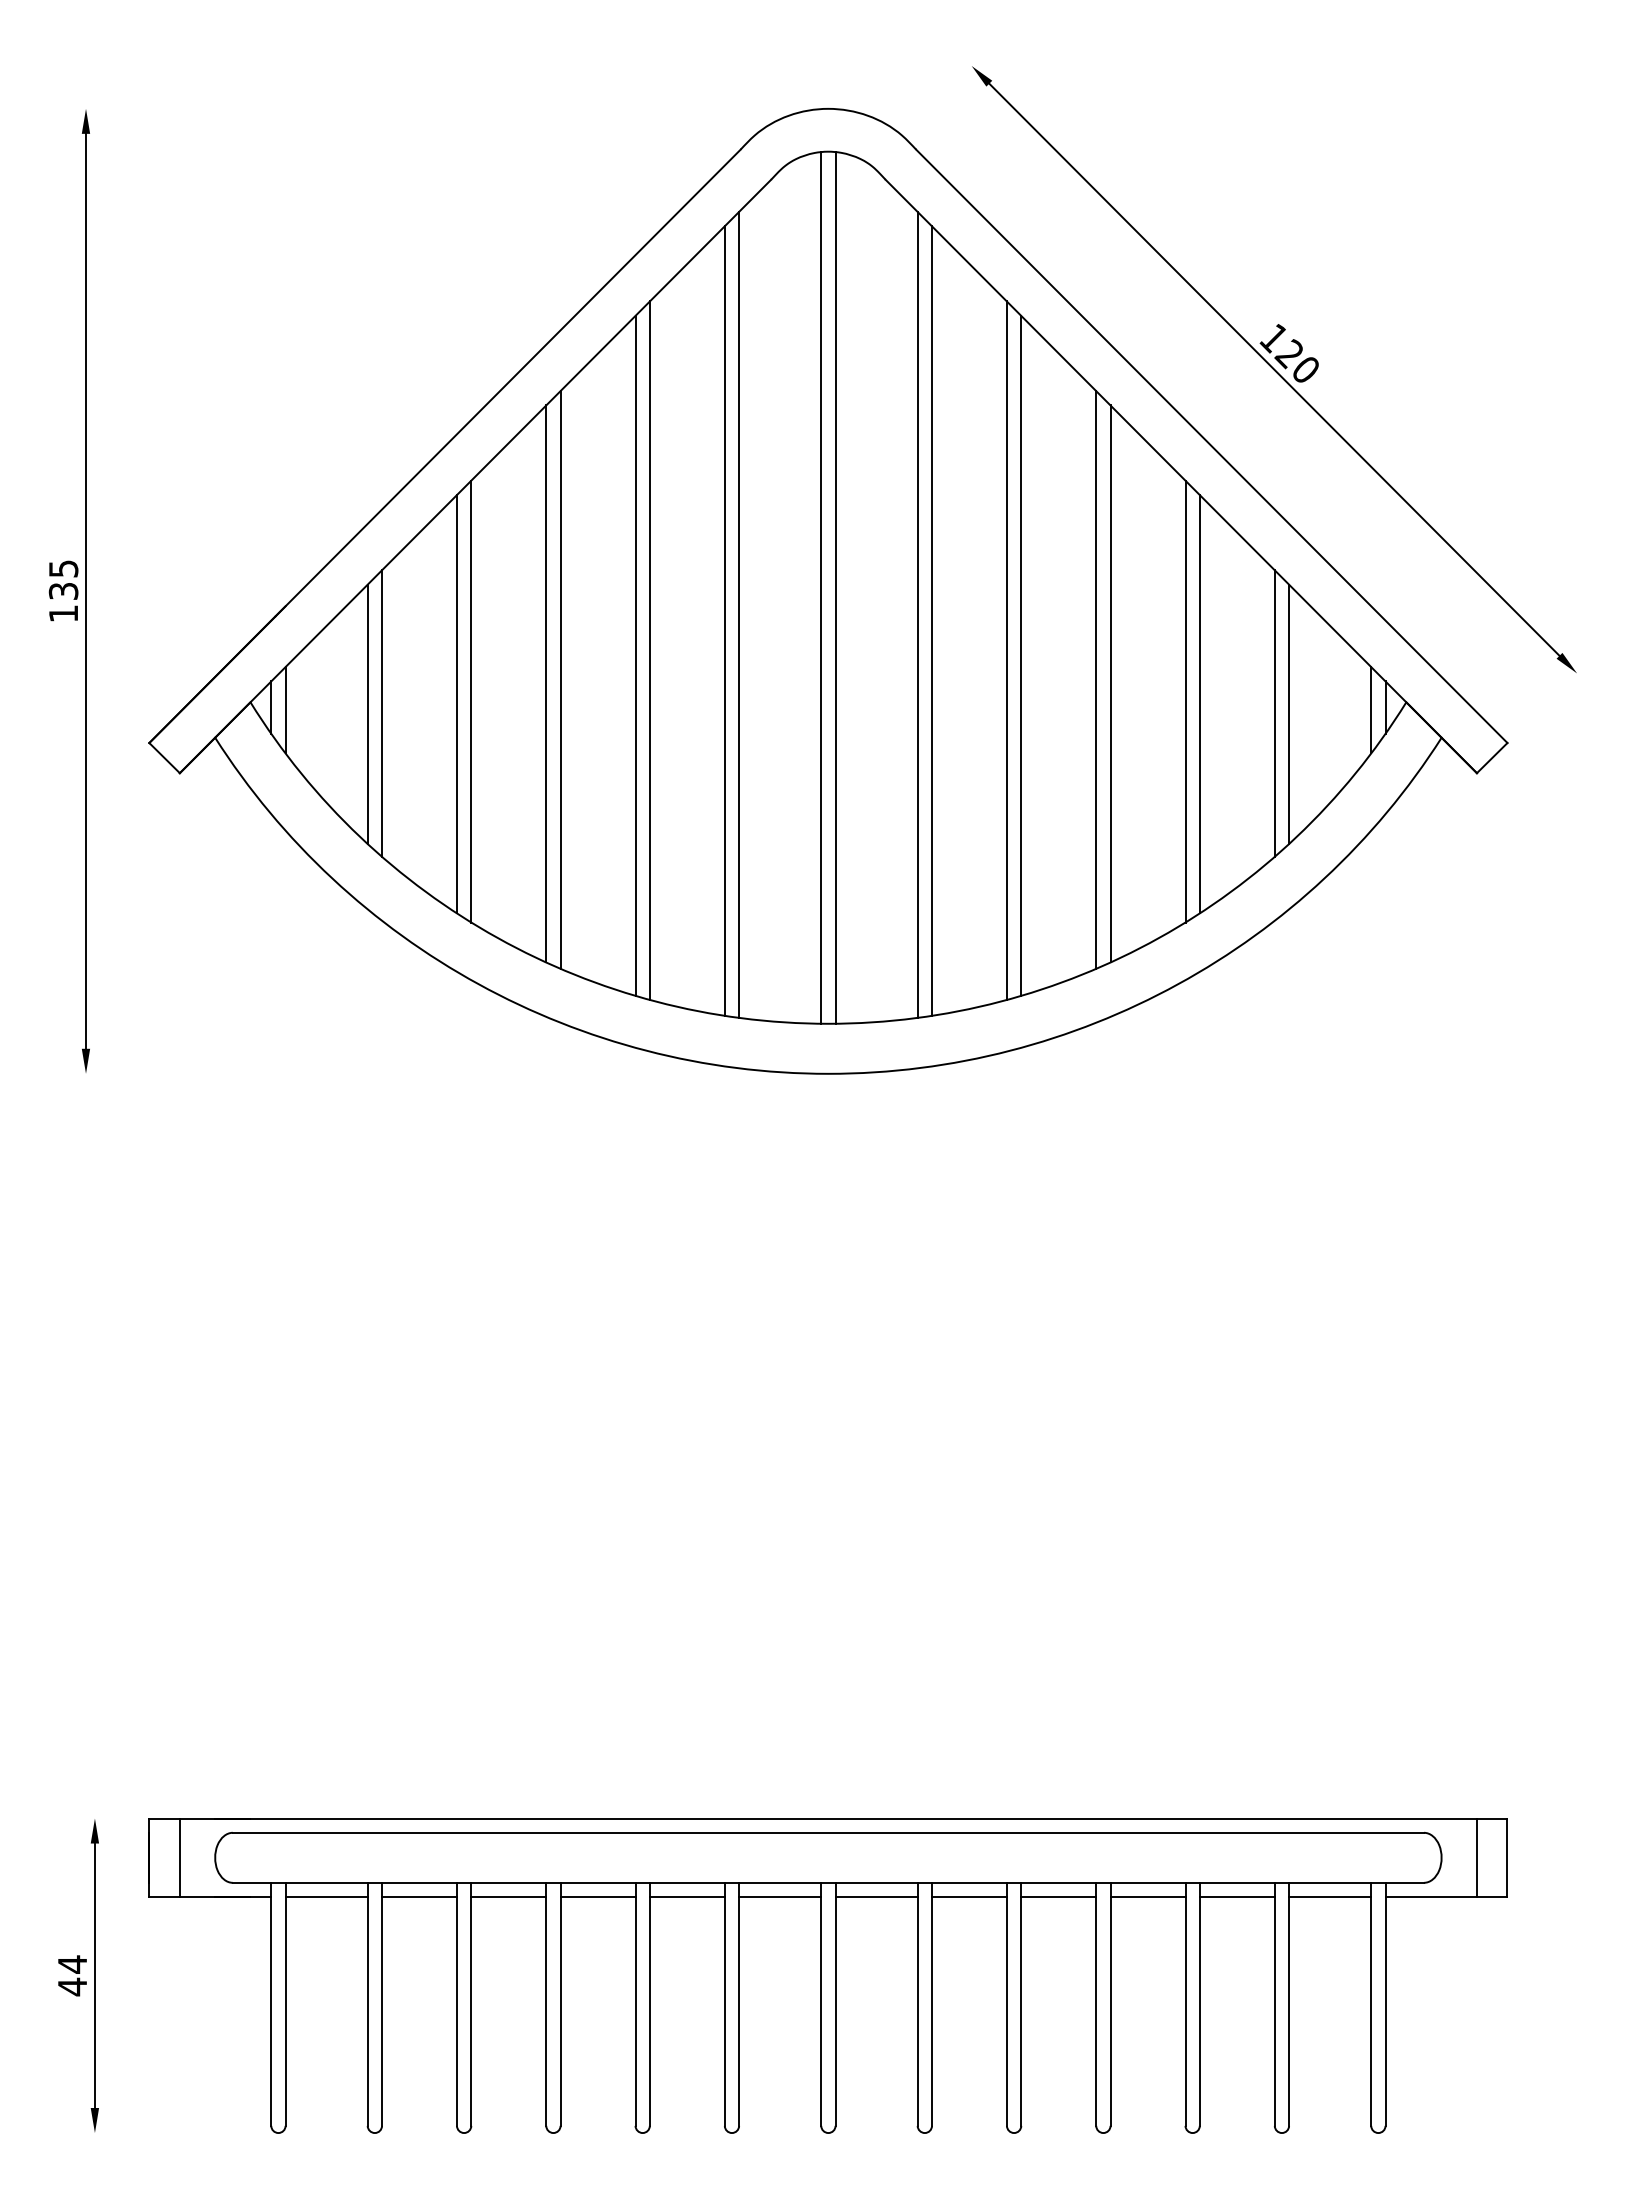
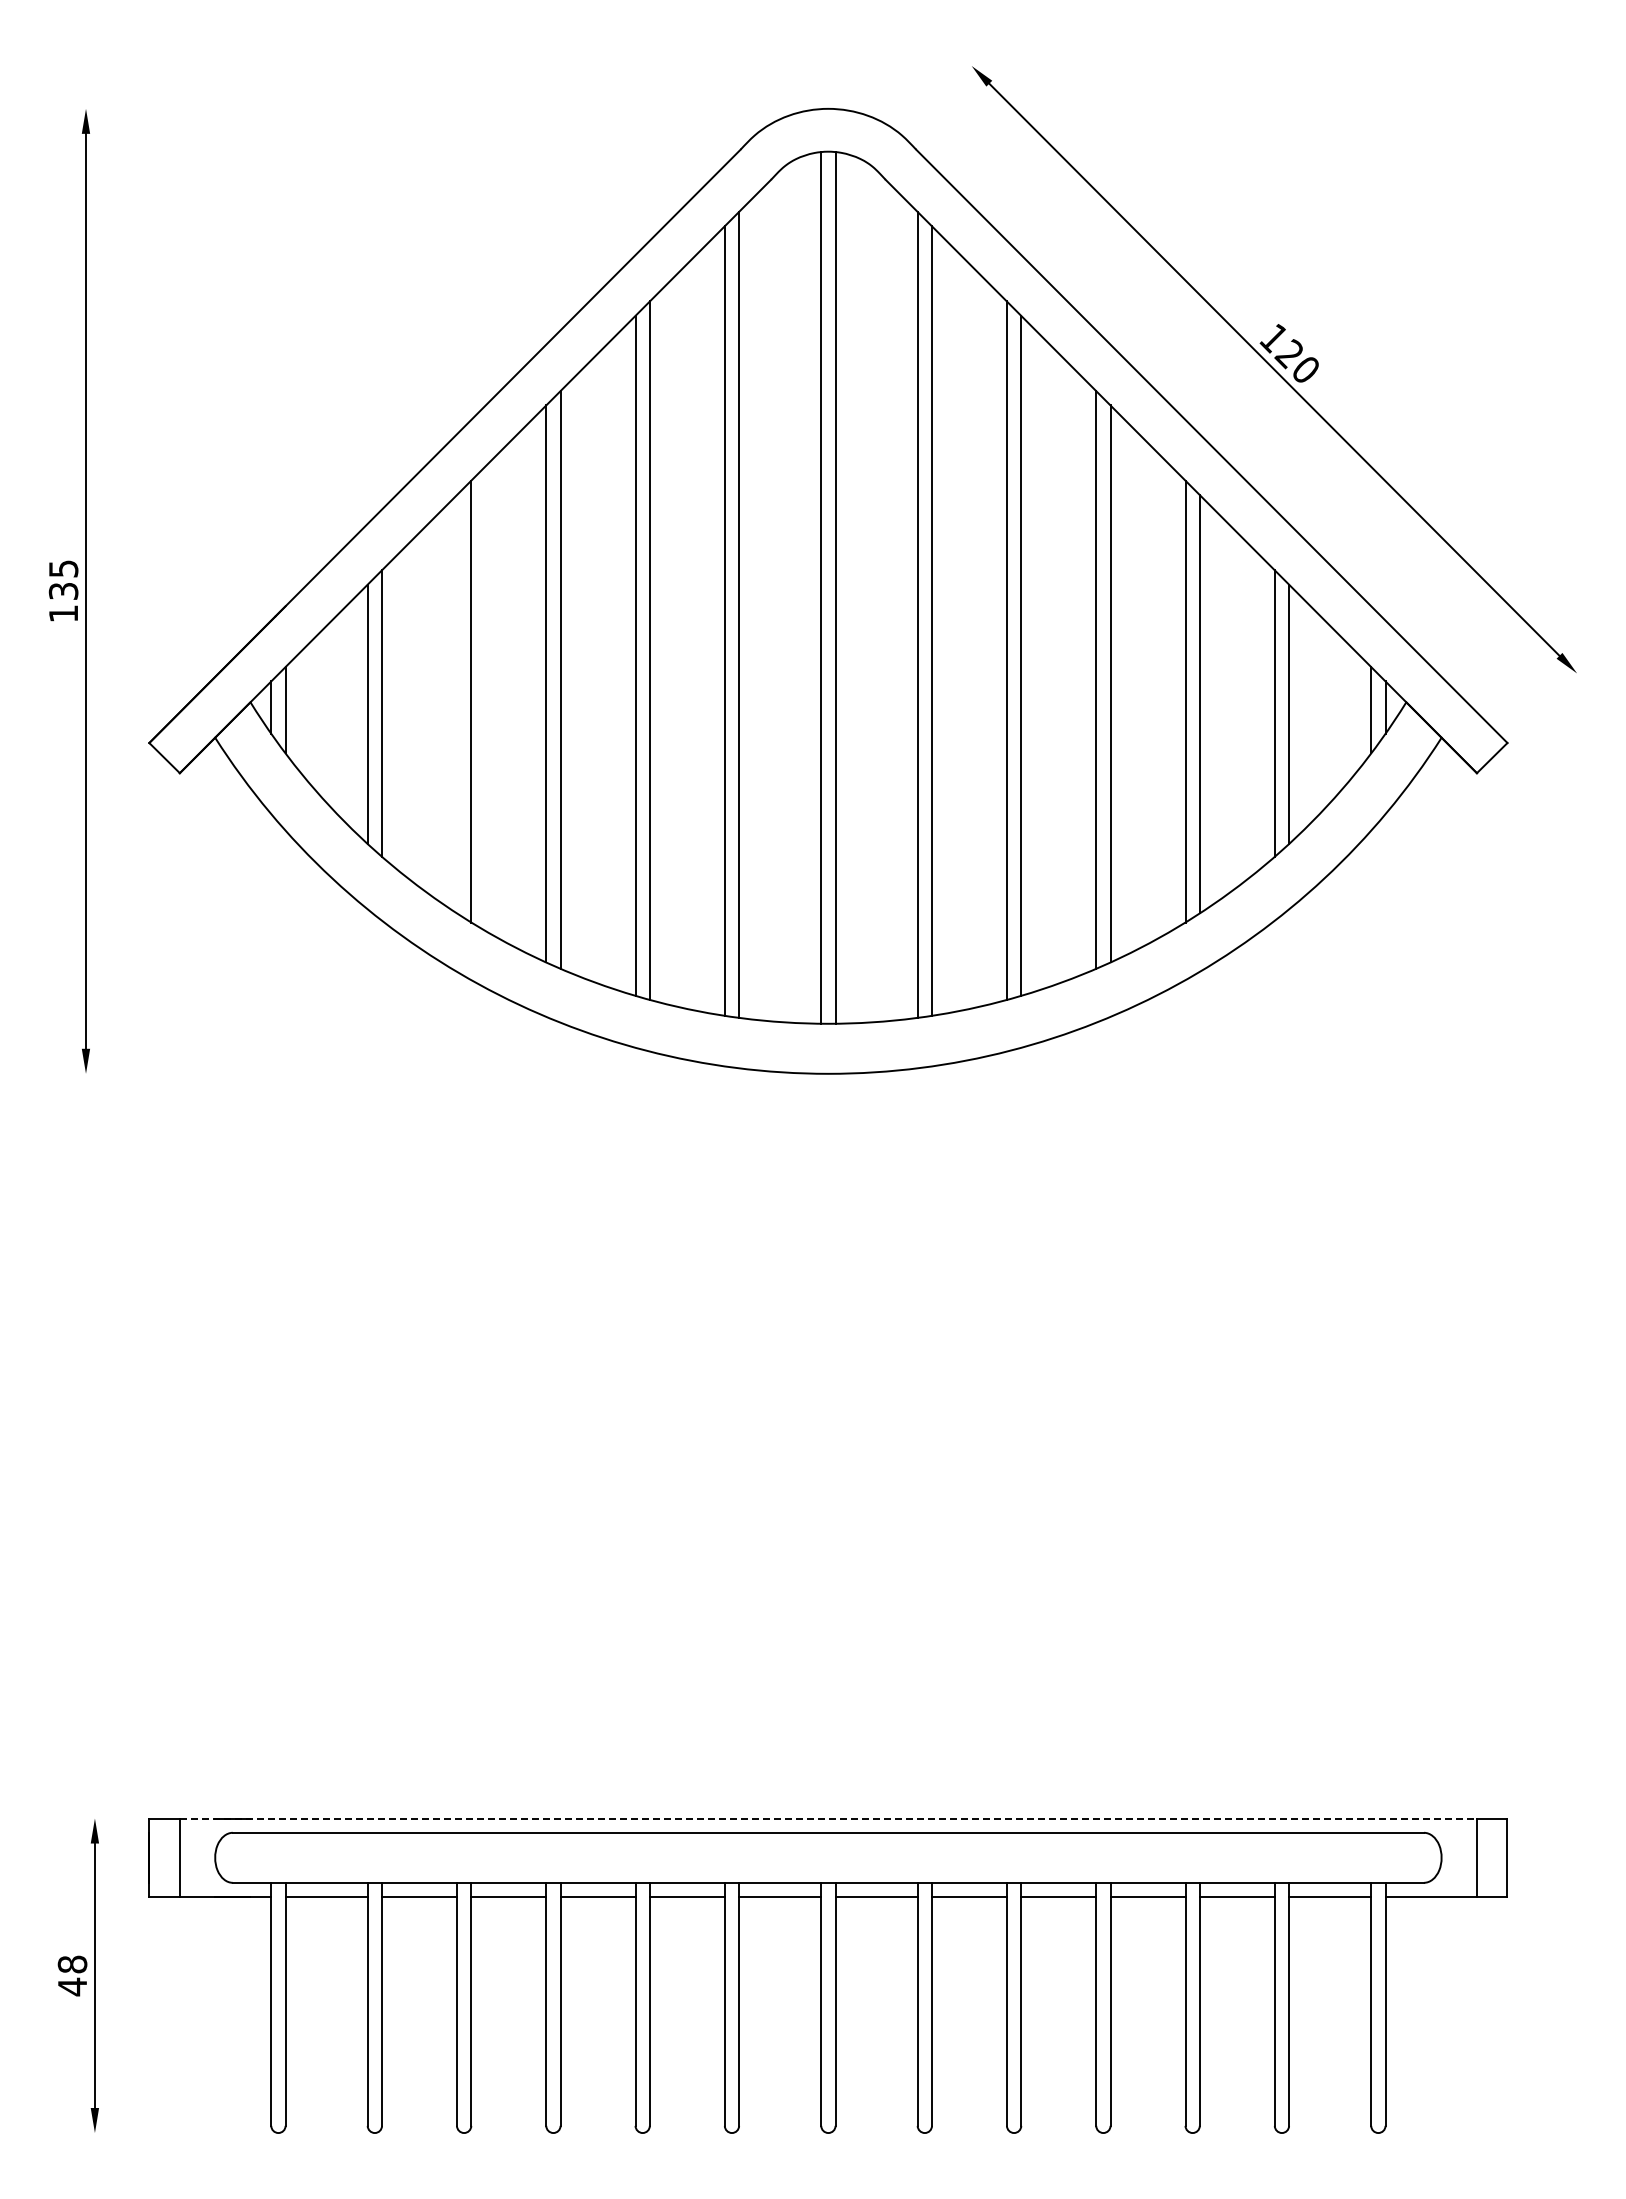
line: present -> none (457, 704)
line: solid -> dashed (828, 1818)
text: 44 -> 48 (72, 1964)
